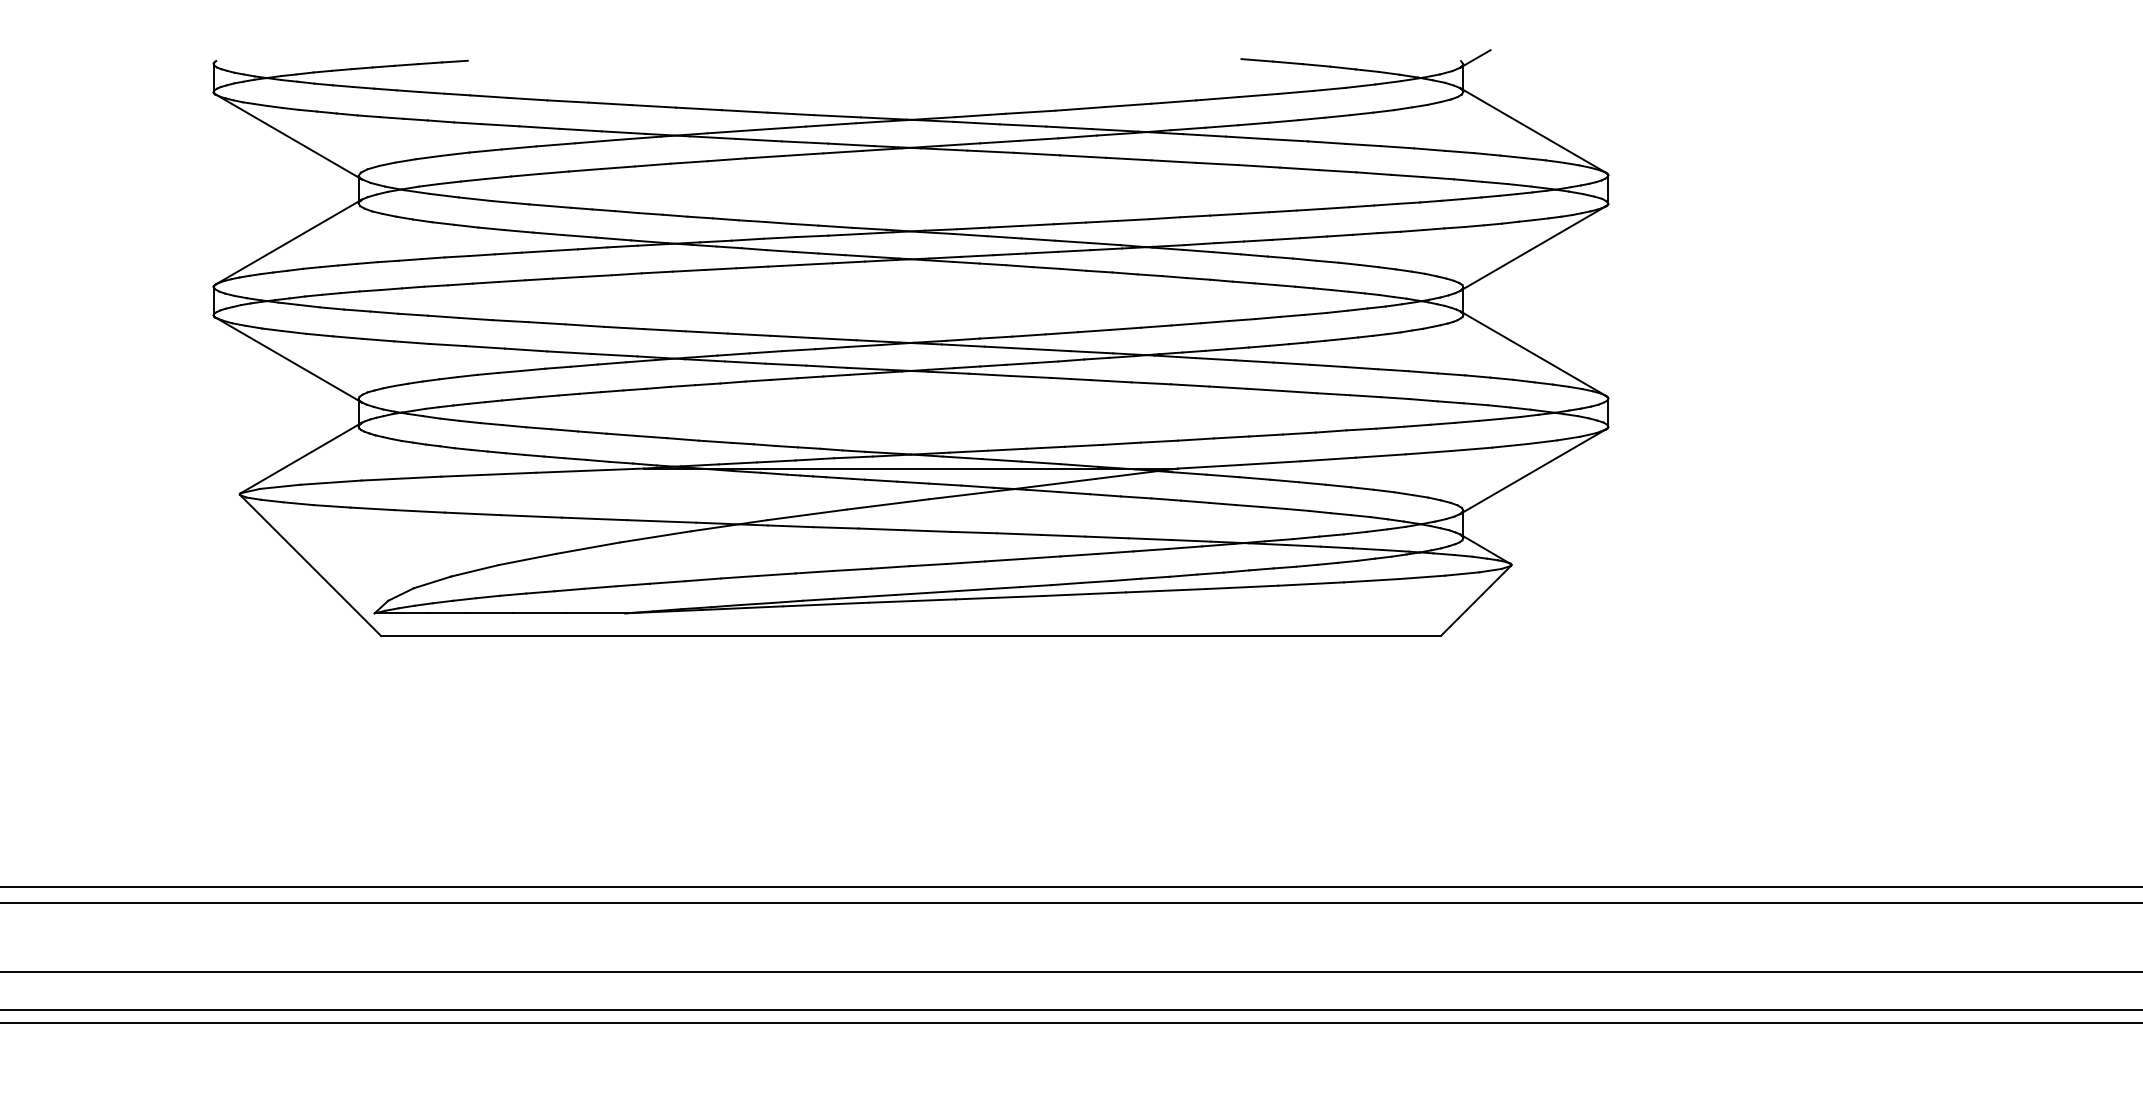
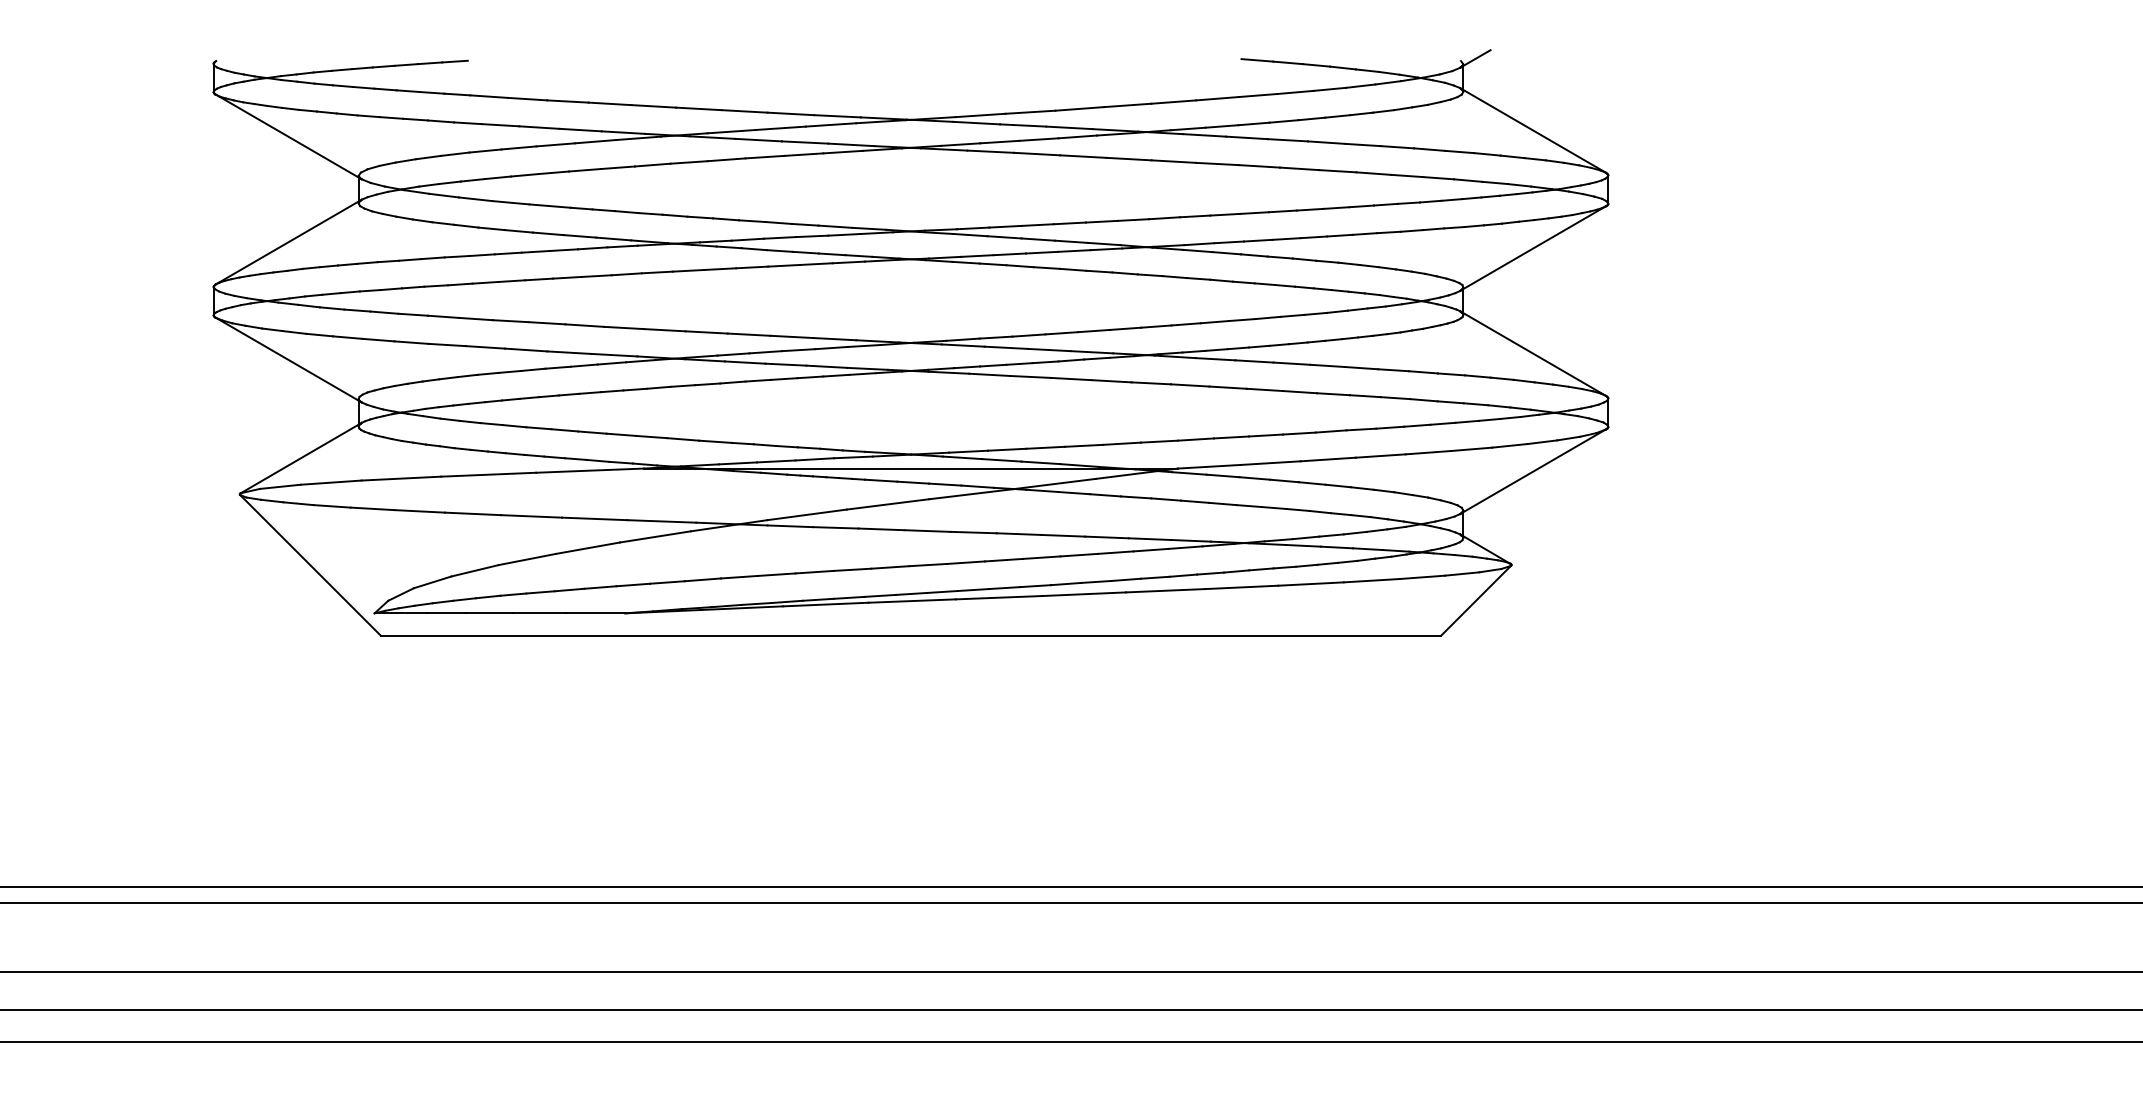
line position: (1070, 1023) -> (1070, 1042) (1070, 1042)
